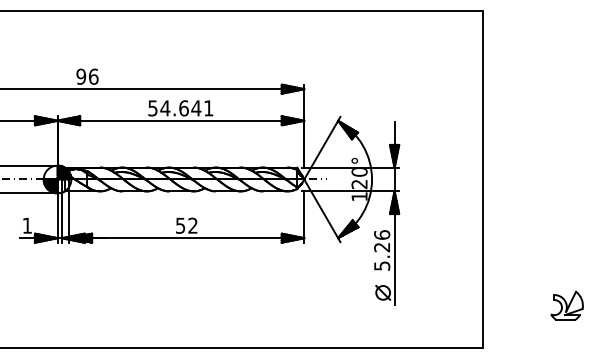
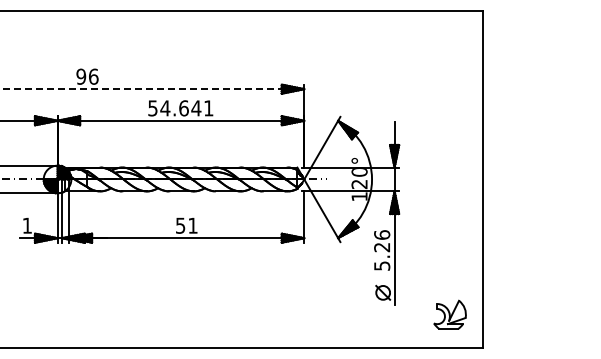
line: solid -> dashed (152, 89)
text: 52 -> 51 (192, 225)
part position: (566, 305) -> (449, 314) (449, 314)
